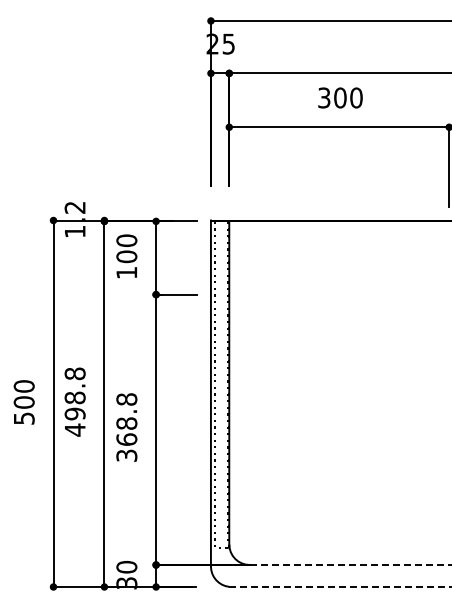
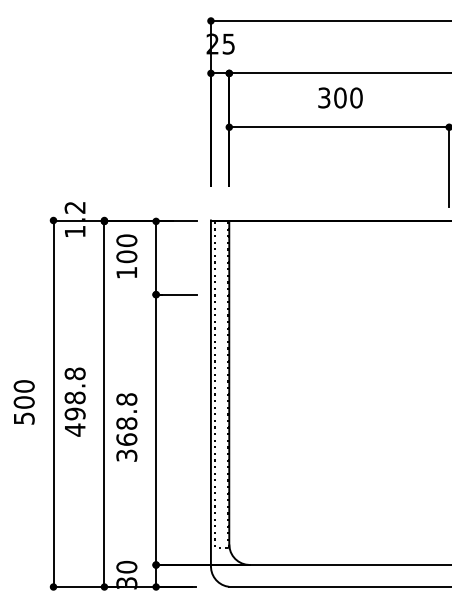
line: dashed -> solid (350, 565)
line: dashed -> solid (340, 587)
